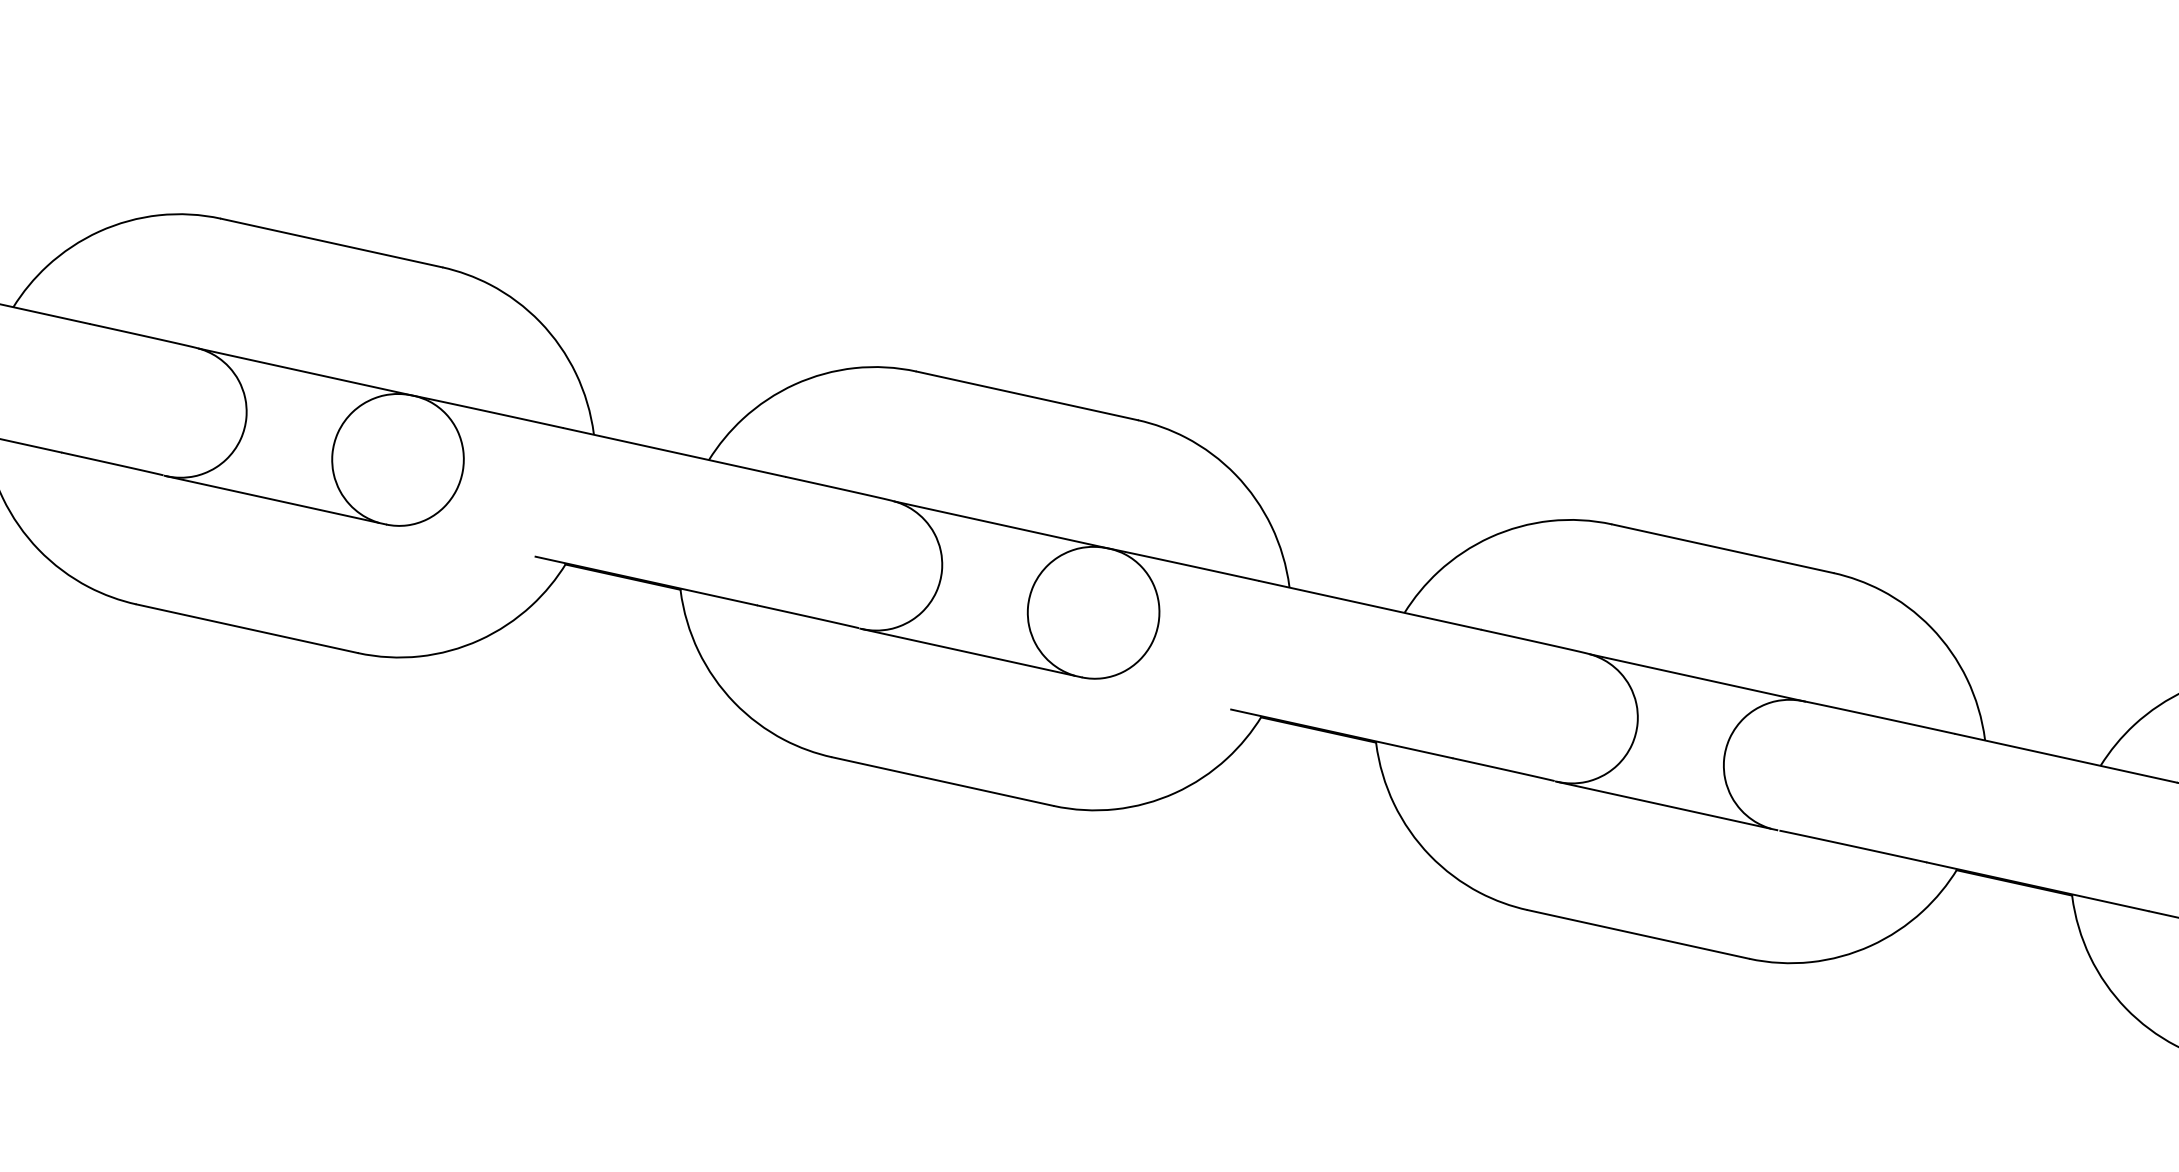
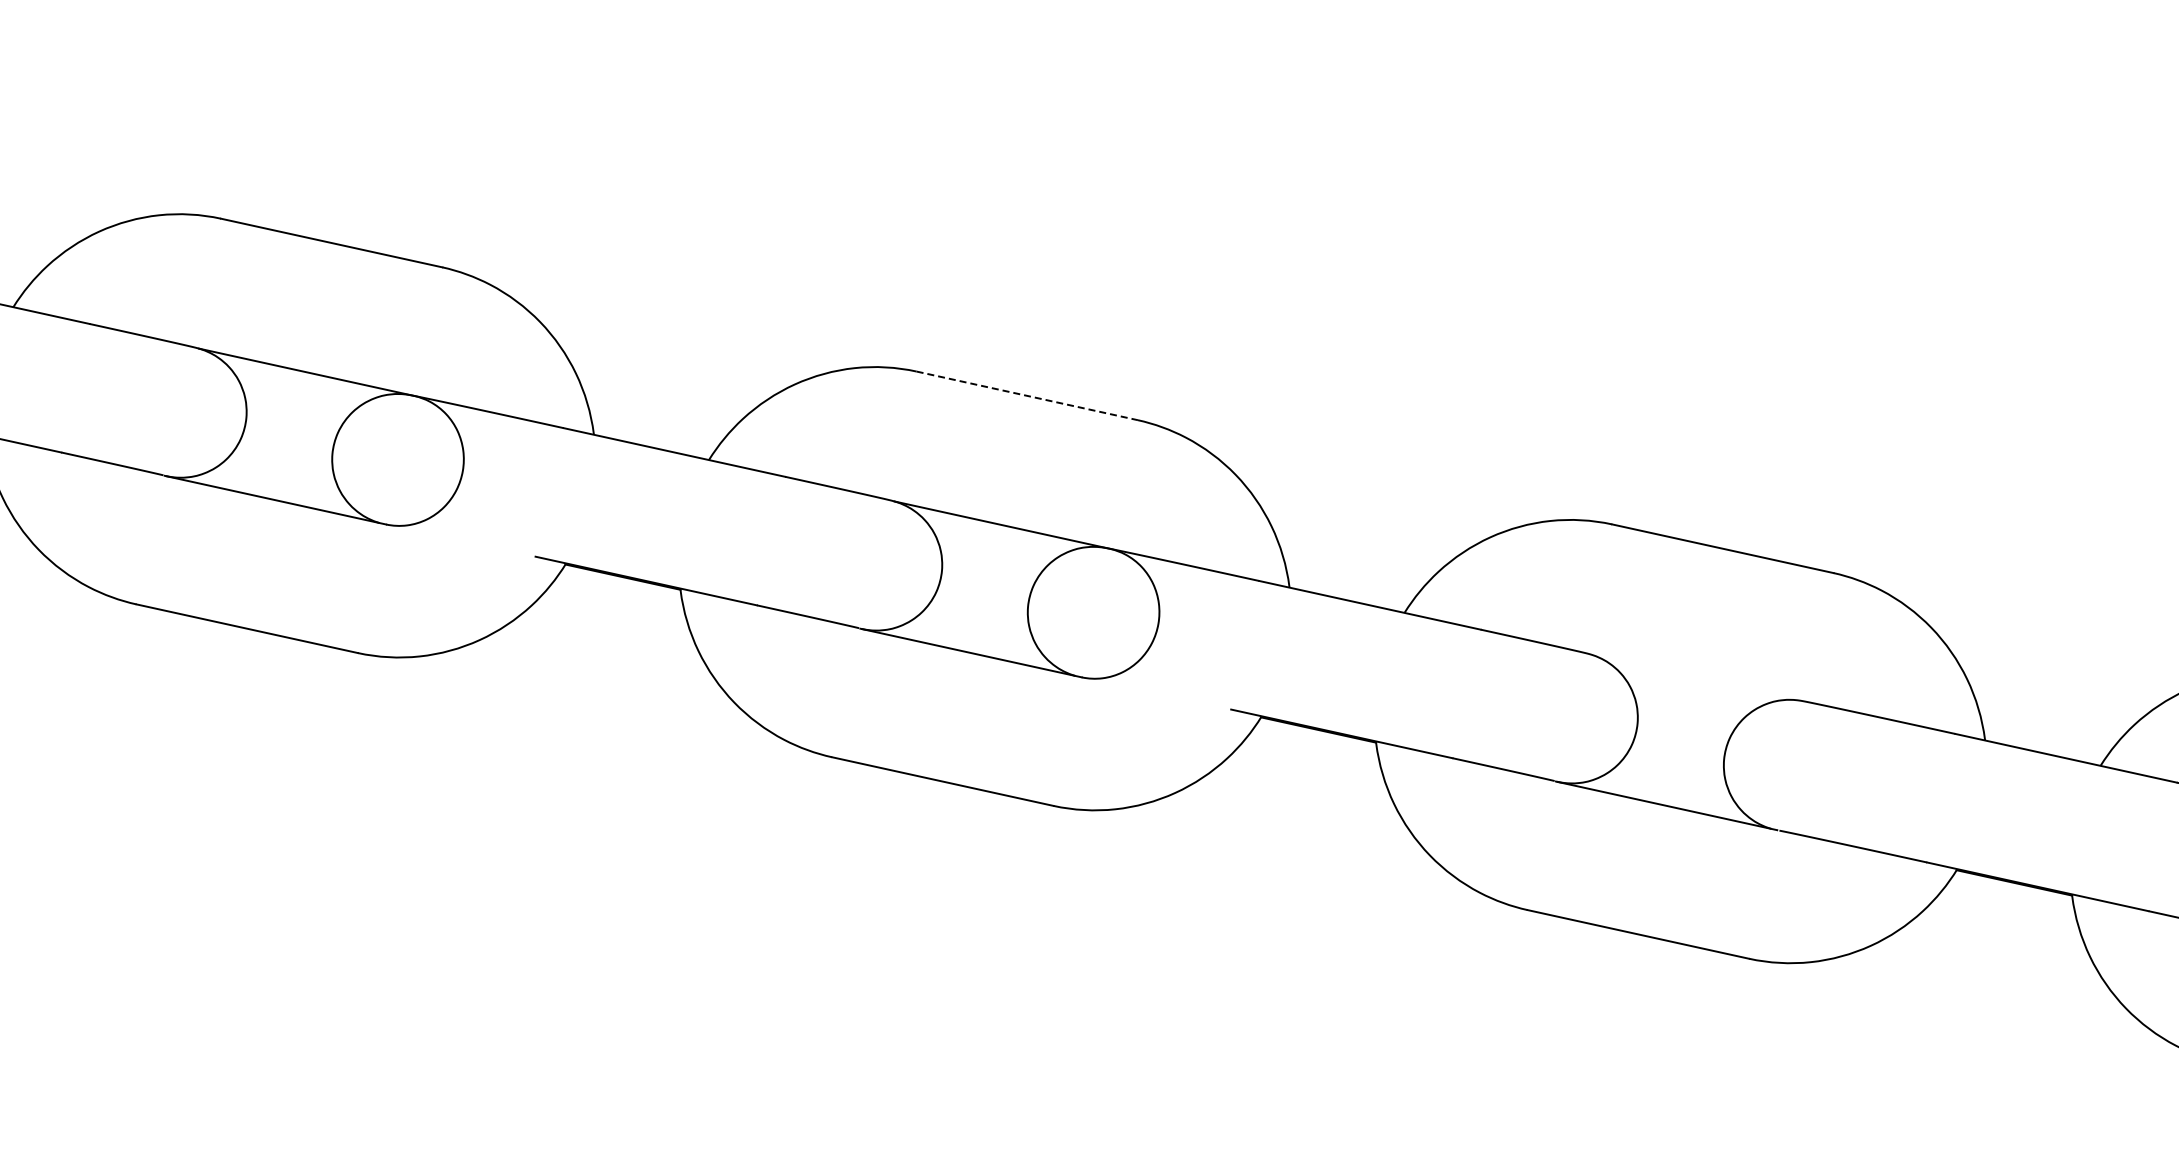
line: solid -> dashed (1027, 396)
line: present -> none (1697, 677)
